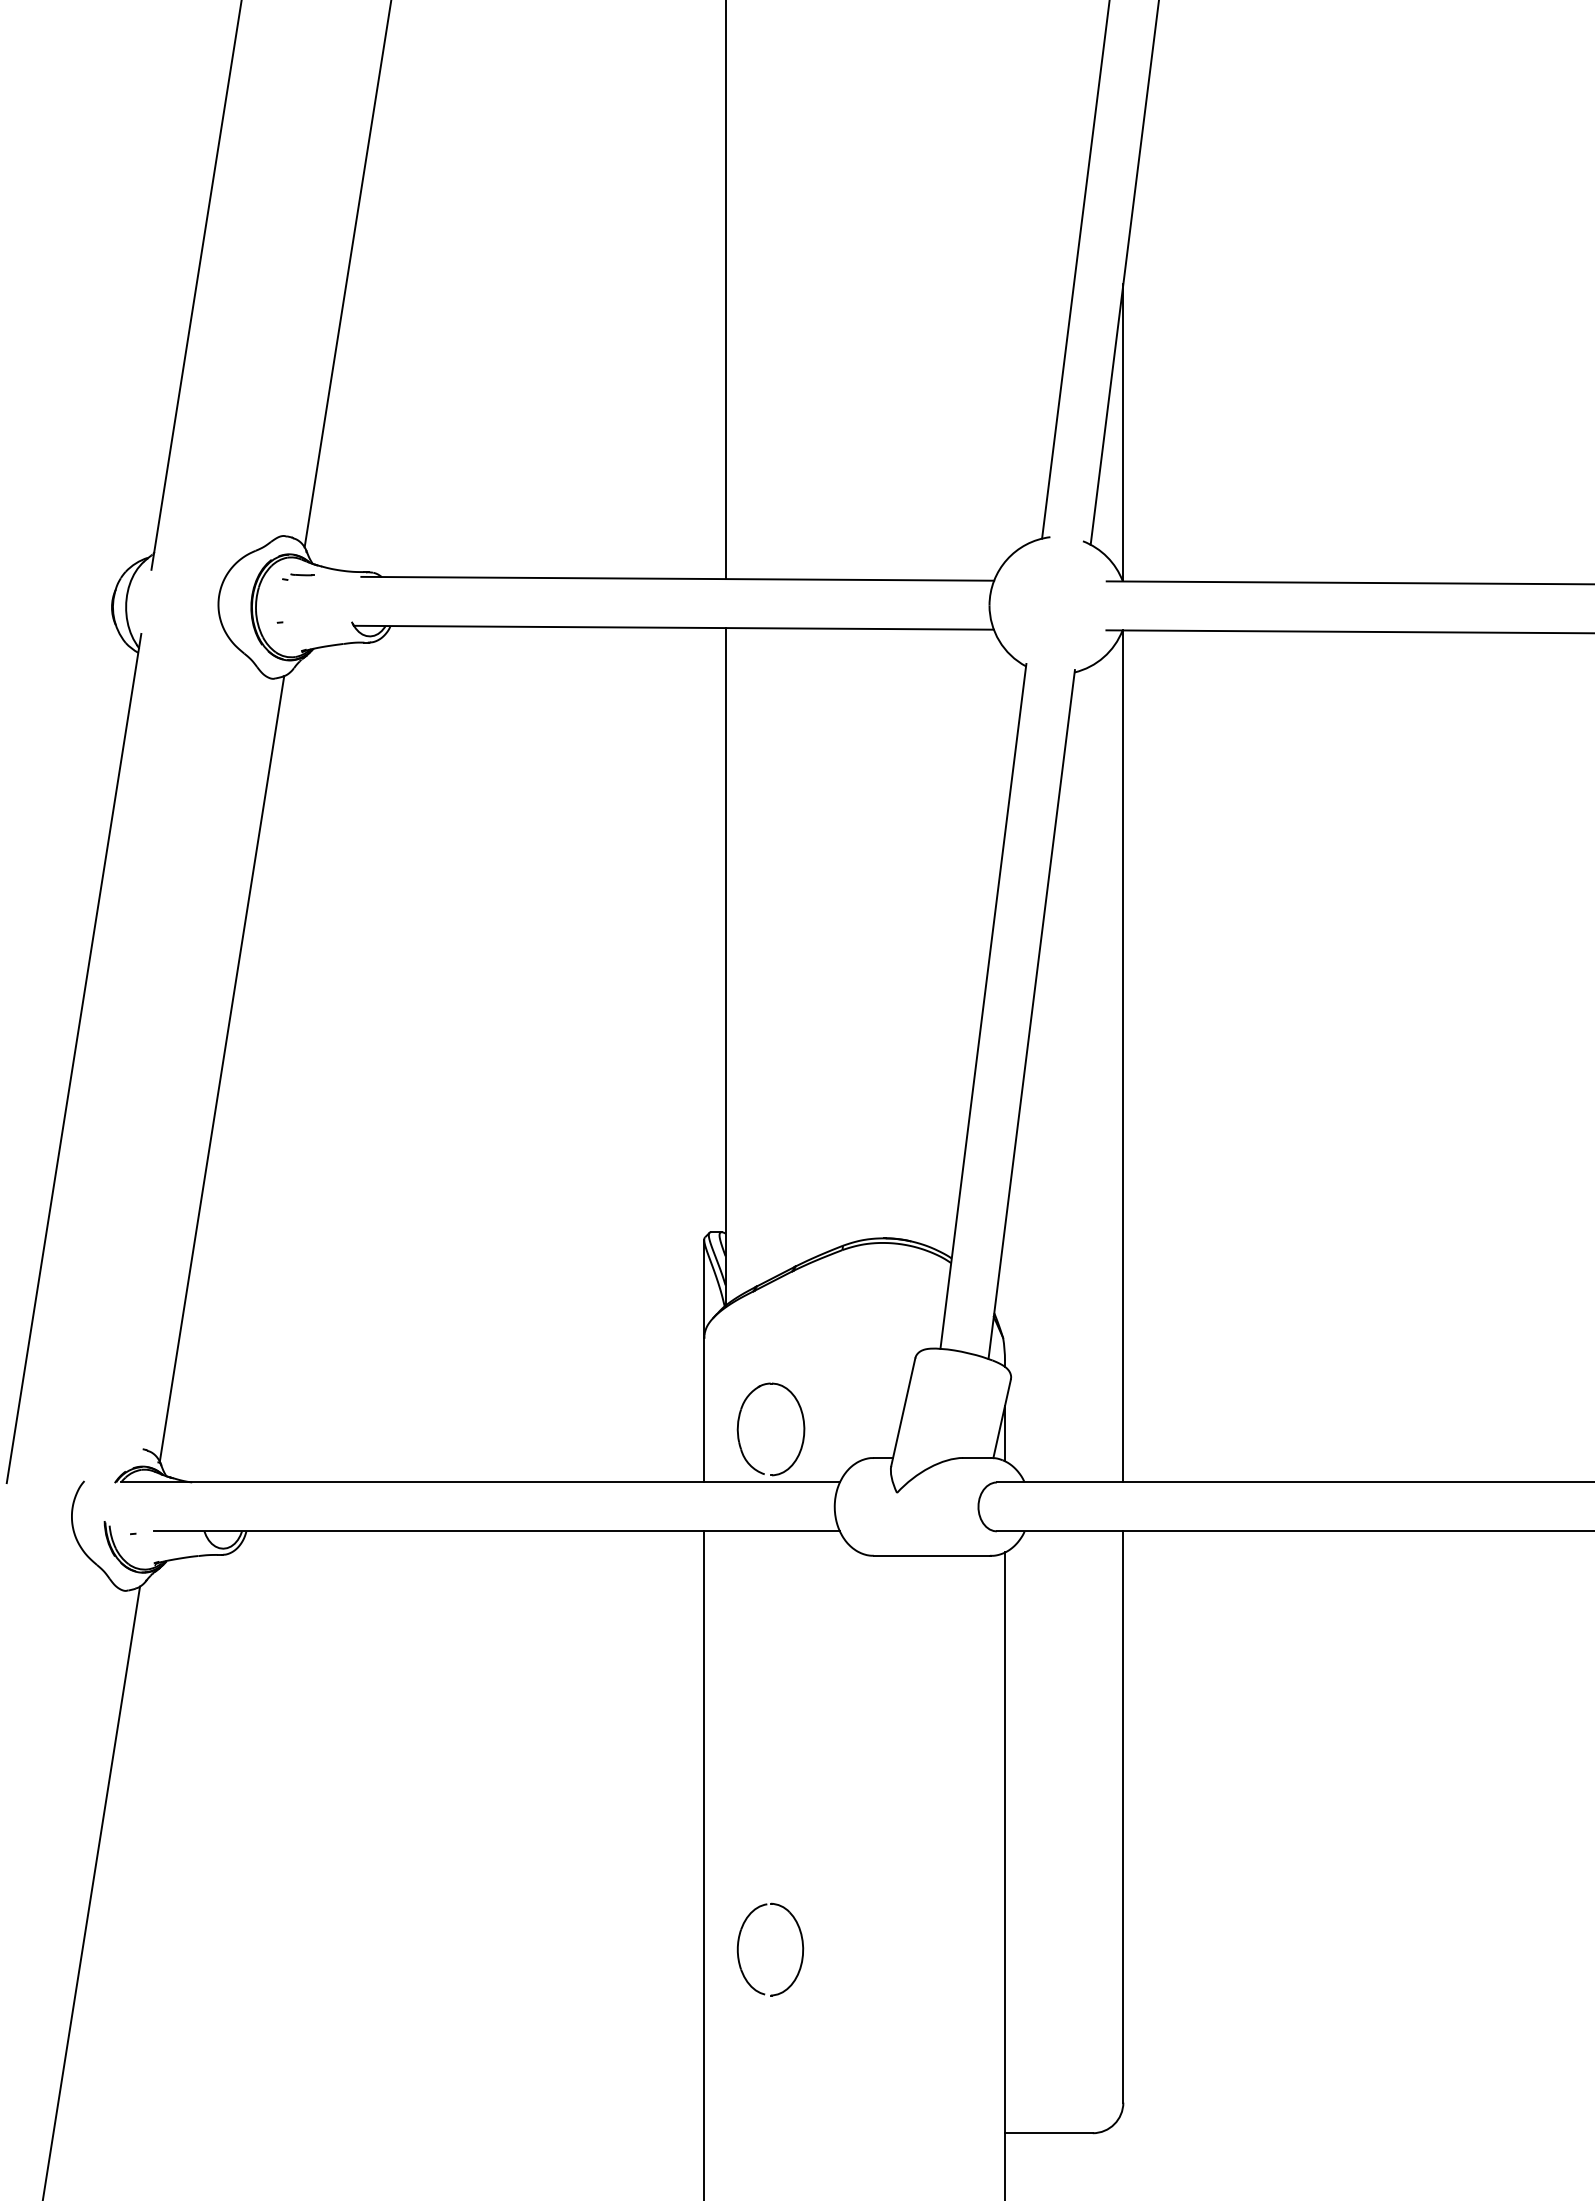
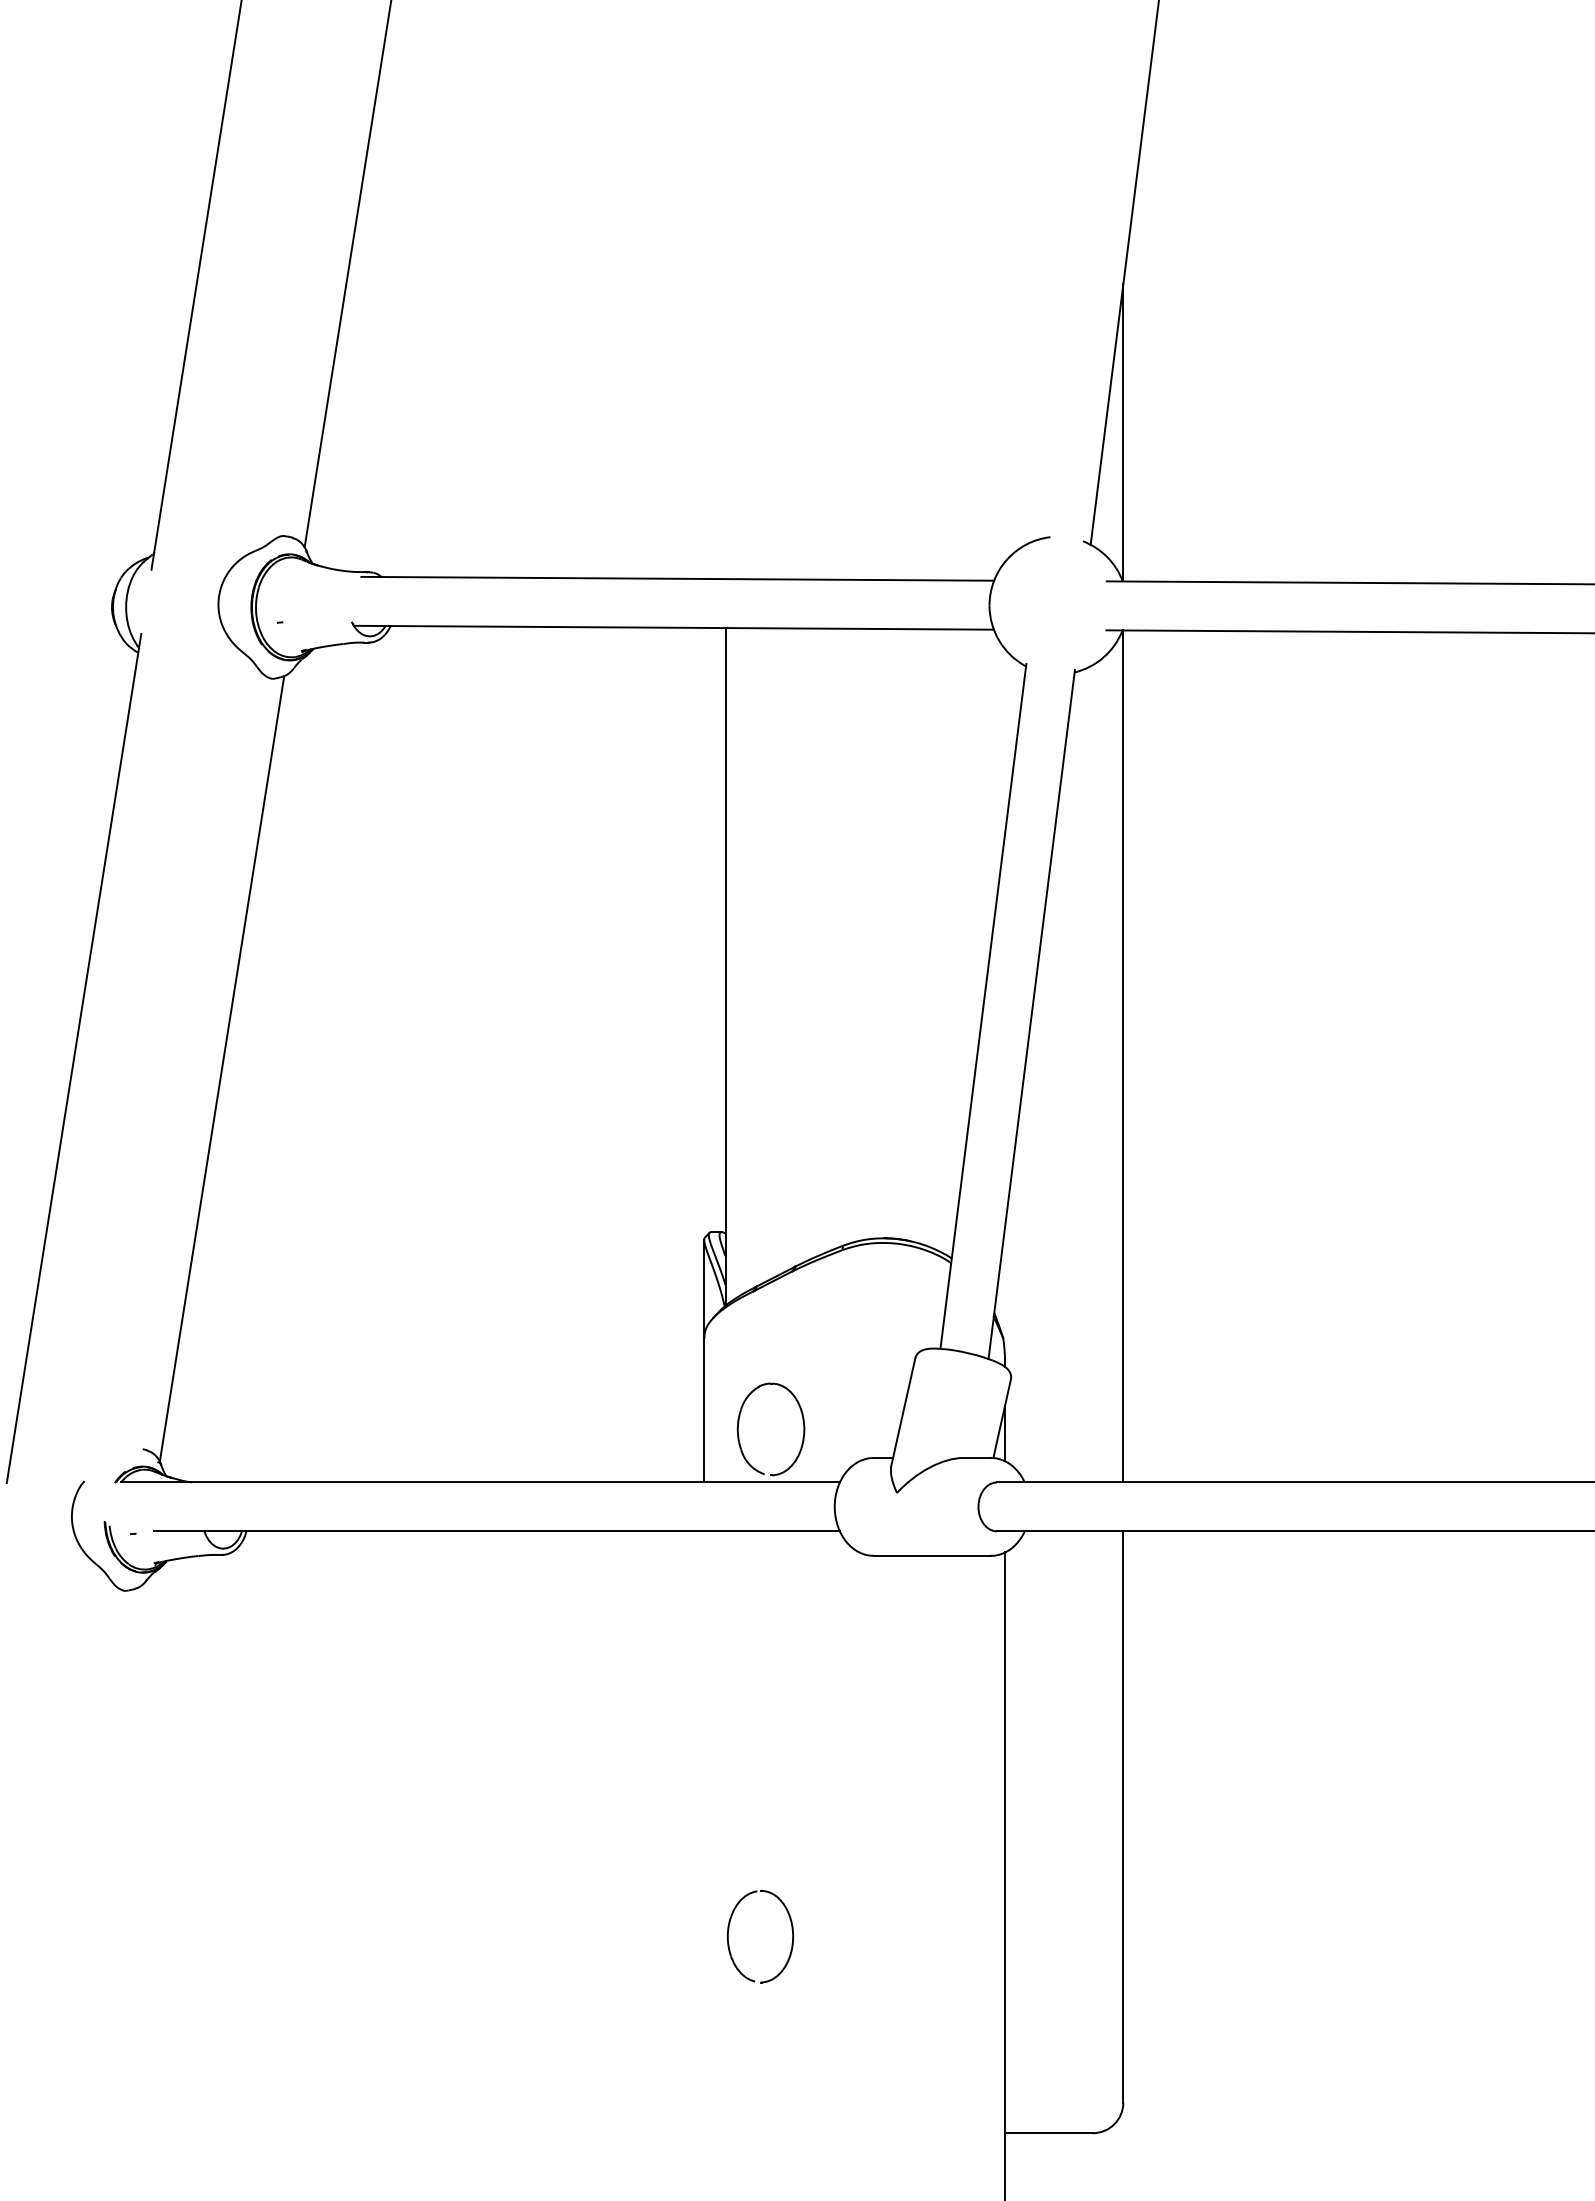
line: present -> none (1075, 270)
line: present -> none (725, 290)
part: present -> none (298, 576)
line: present -> none (704, 1864)
line: present -> none (91, 1891)
part position: (739, 1942) -> (729, 1929) (729, 1929)
